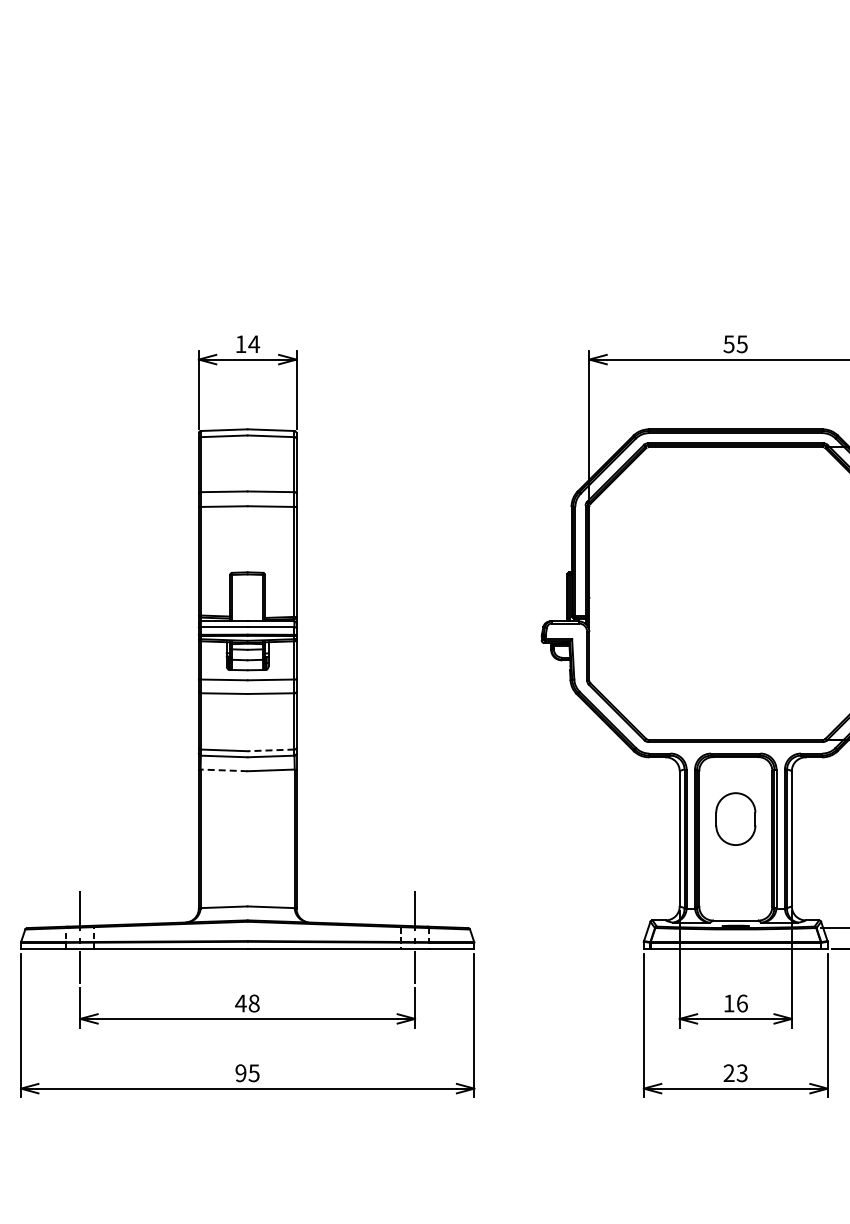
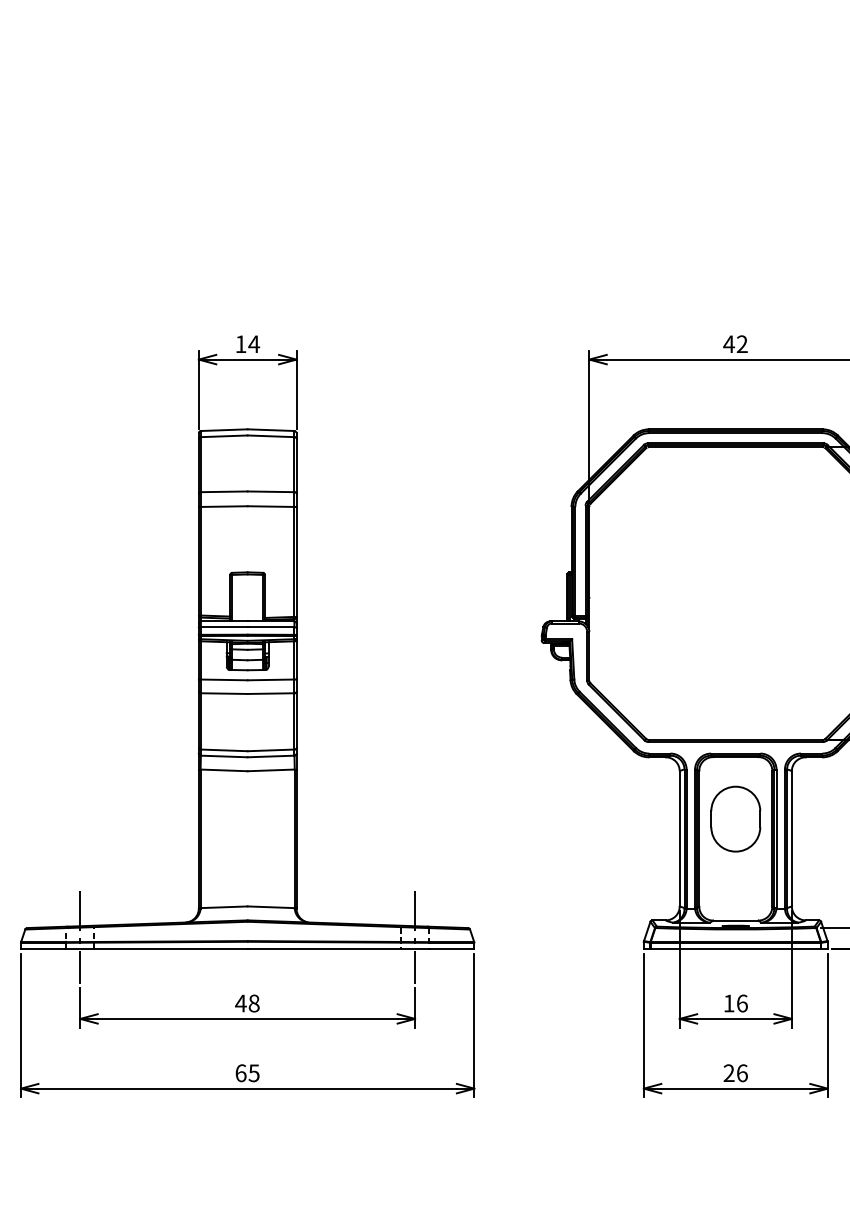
text: 55 -> 42 (735, 344)
line: dashed -> solid (270, 750)
line: dashed -> solid (224, 770)
part size: 42x54 px -> 52x68 px (735, 818)
text: 95 -> 65 (240, 1073)
text: 23 -> 26 (741, 1073)
